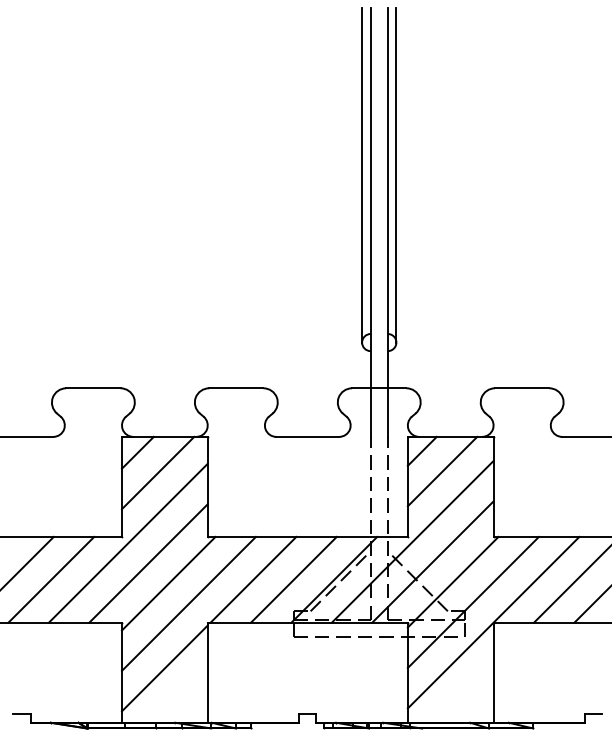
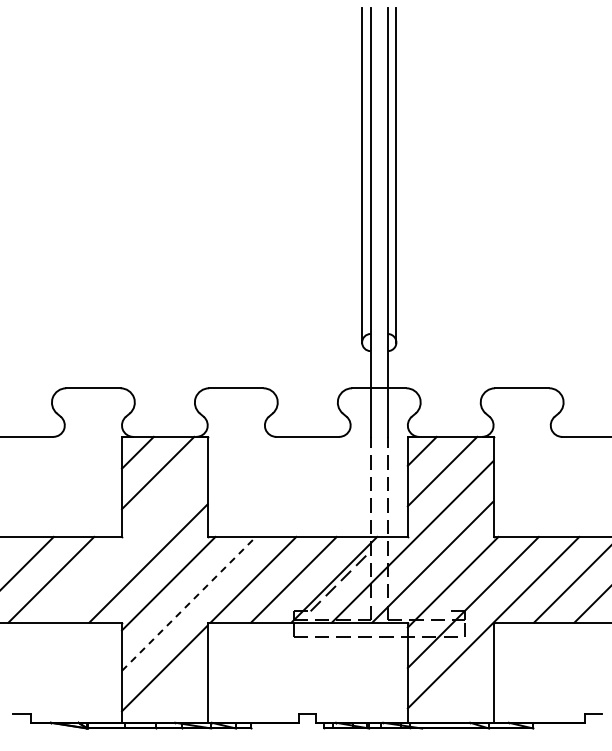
line: present -> none (127, 542)
line: present -> none (417, 581)
line: solid -> dashed (188, 603)
